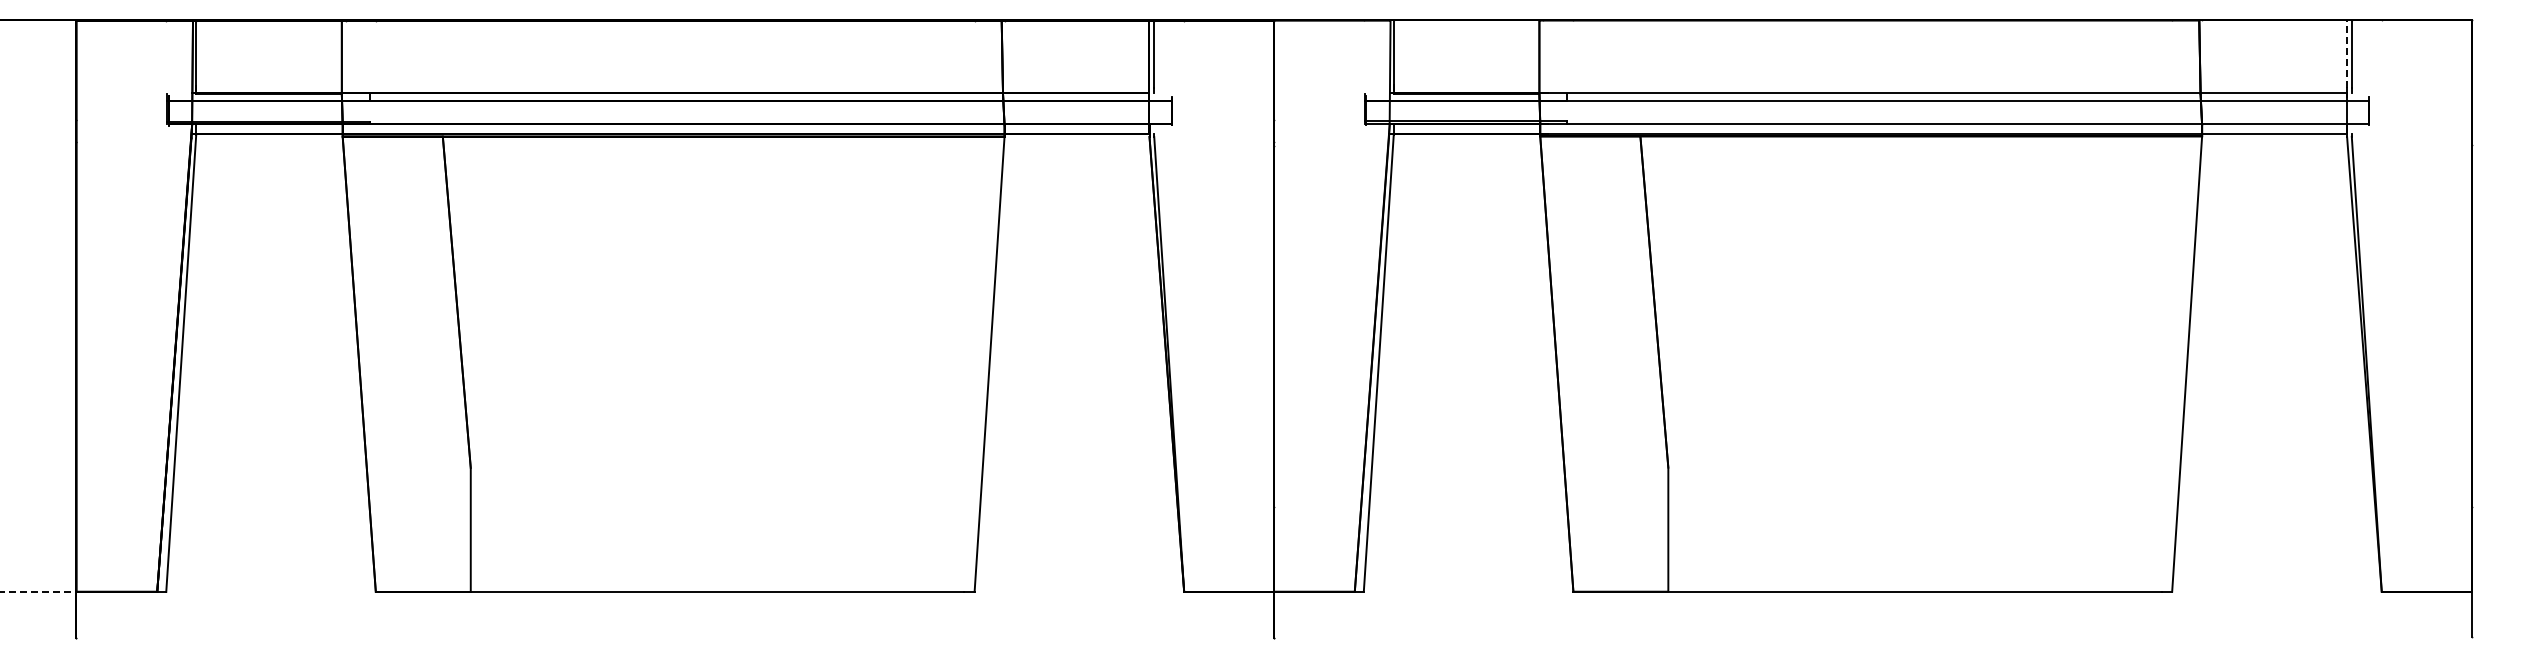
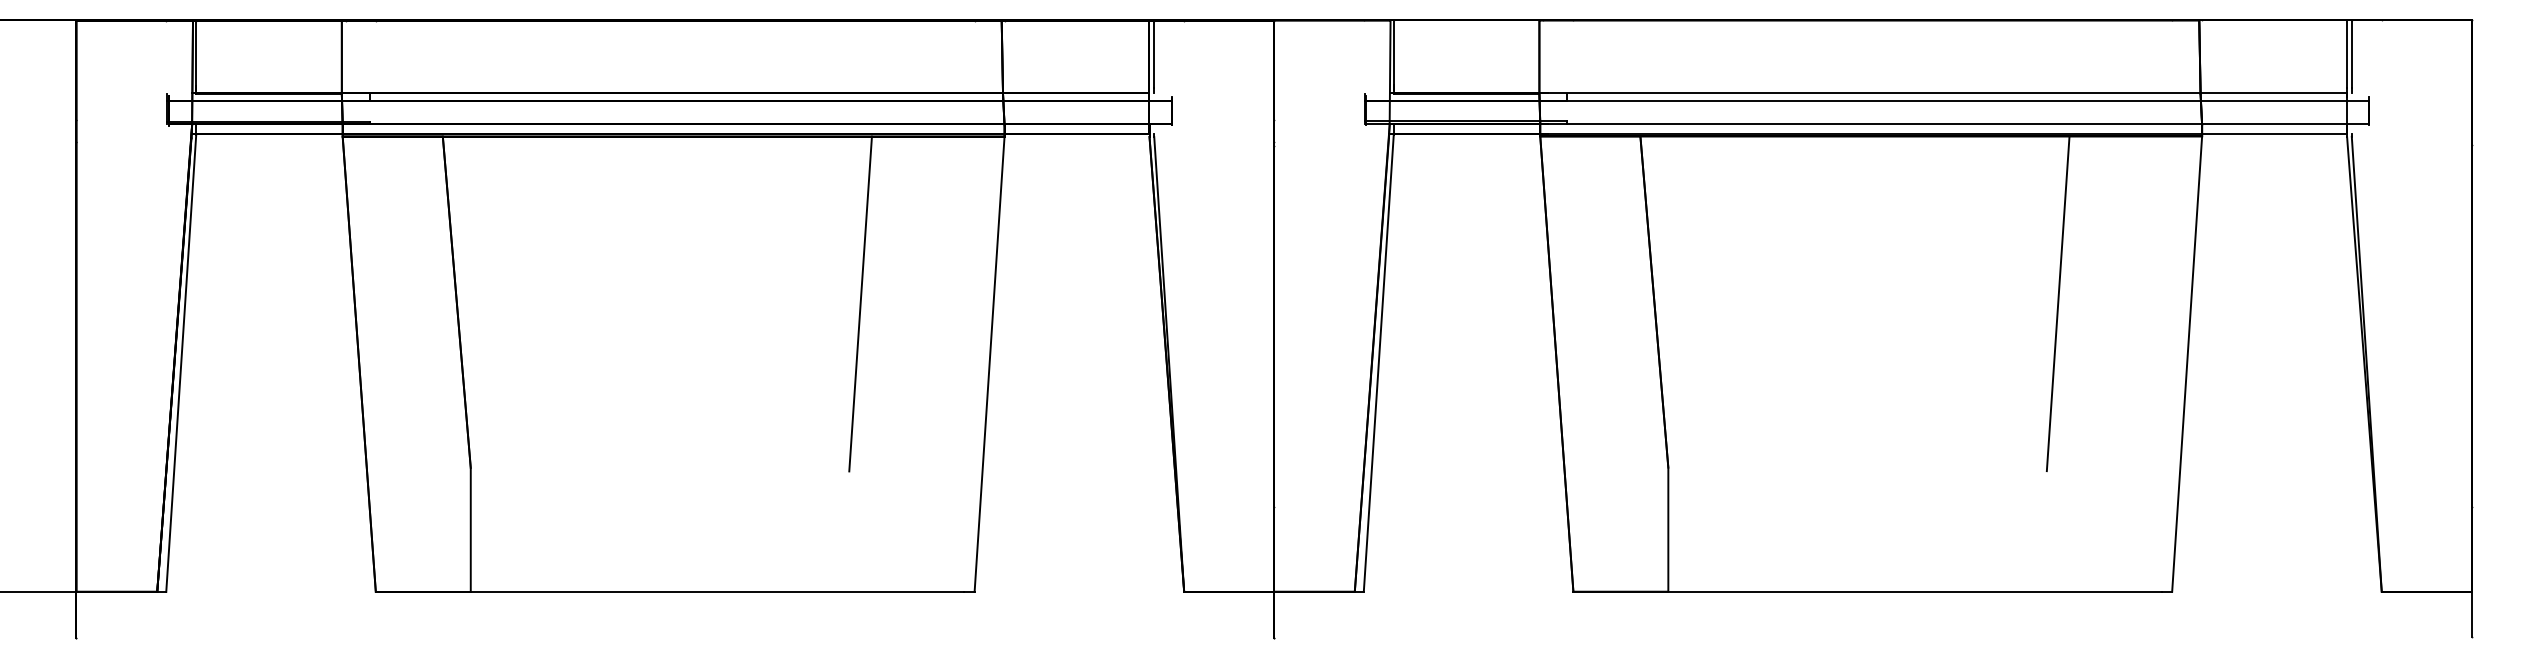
line: dashed -> solid (2347, 54)
line: none -> present (860, 303)
line: none -> present (2057, 303)
line: dashed -> solid (38, 591)
